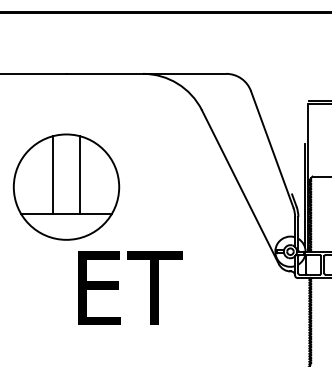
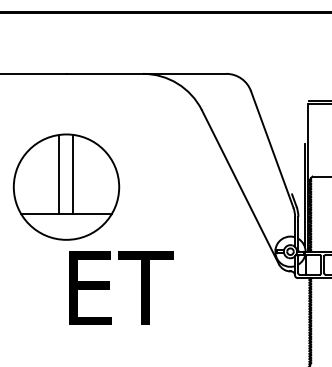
line position: (53, 174) -> (59, 174) (59, 174)
line position: (79, 174) -> (72, 174) (72, 174)
text position: (130, 287) -> (121, 287) (121, 287)
